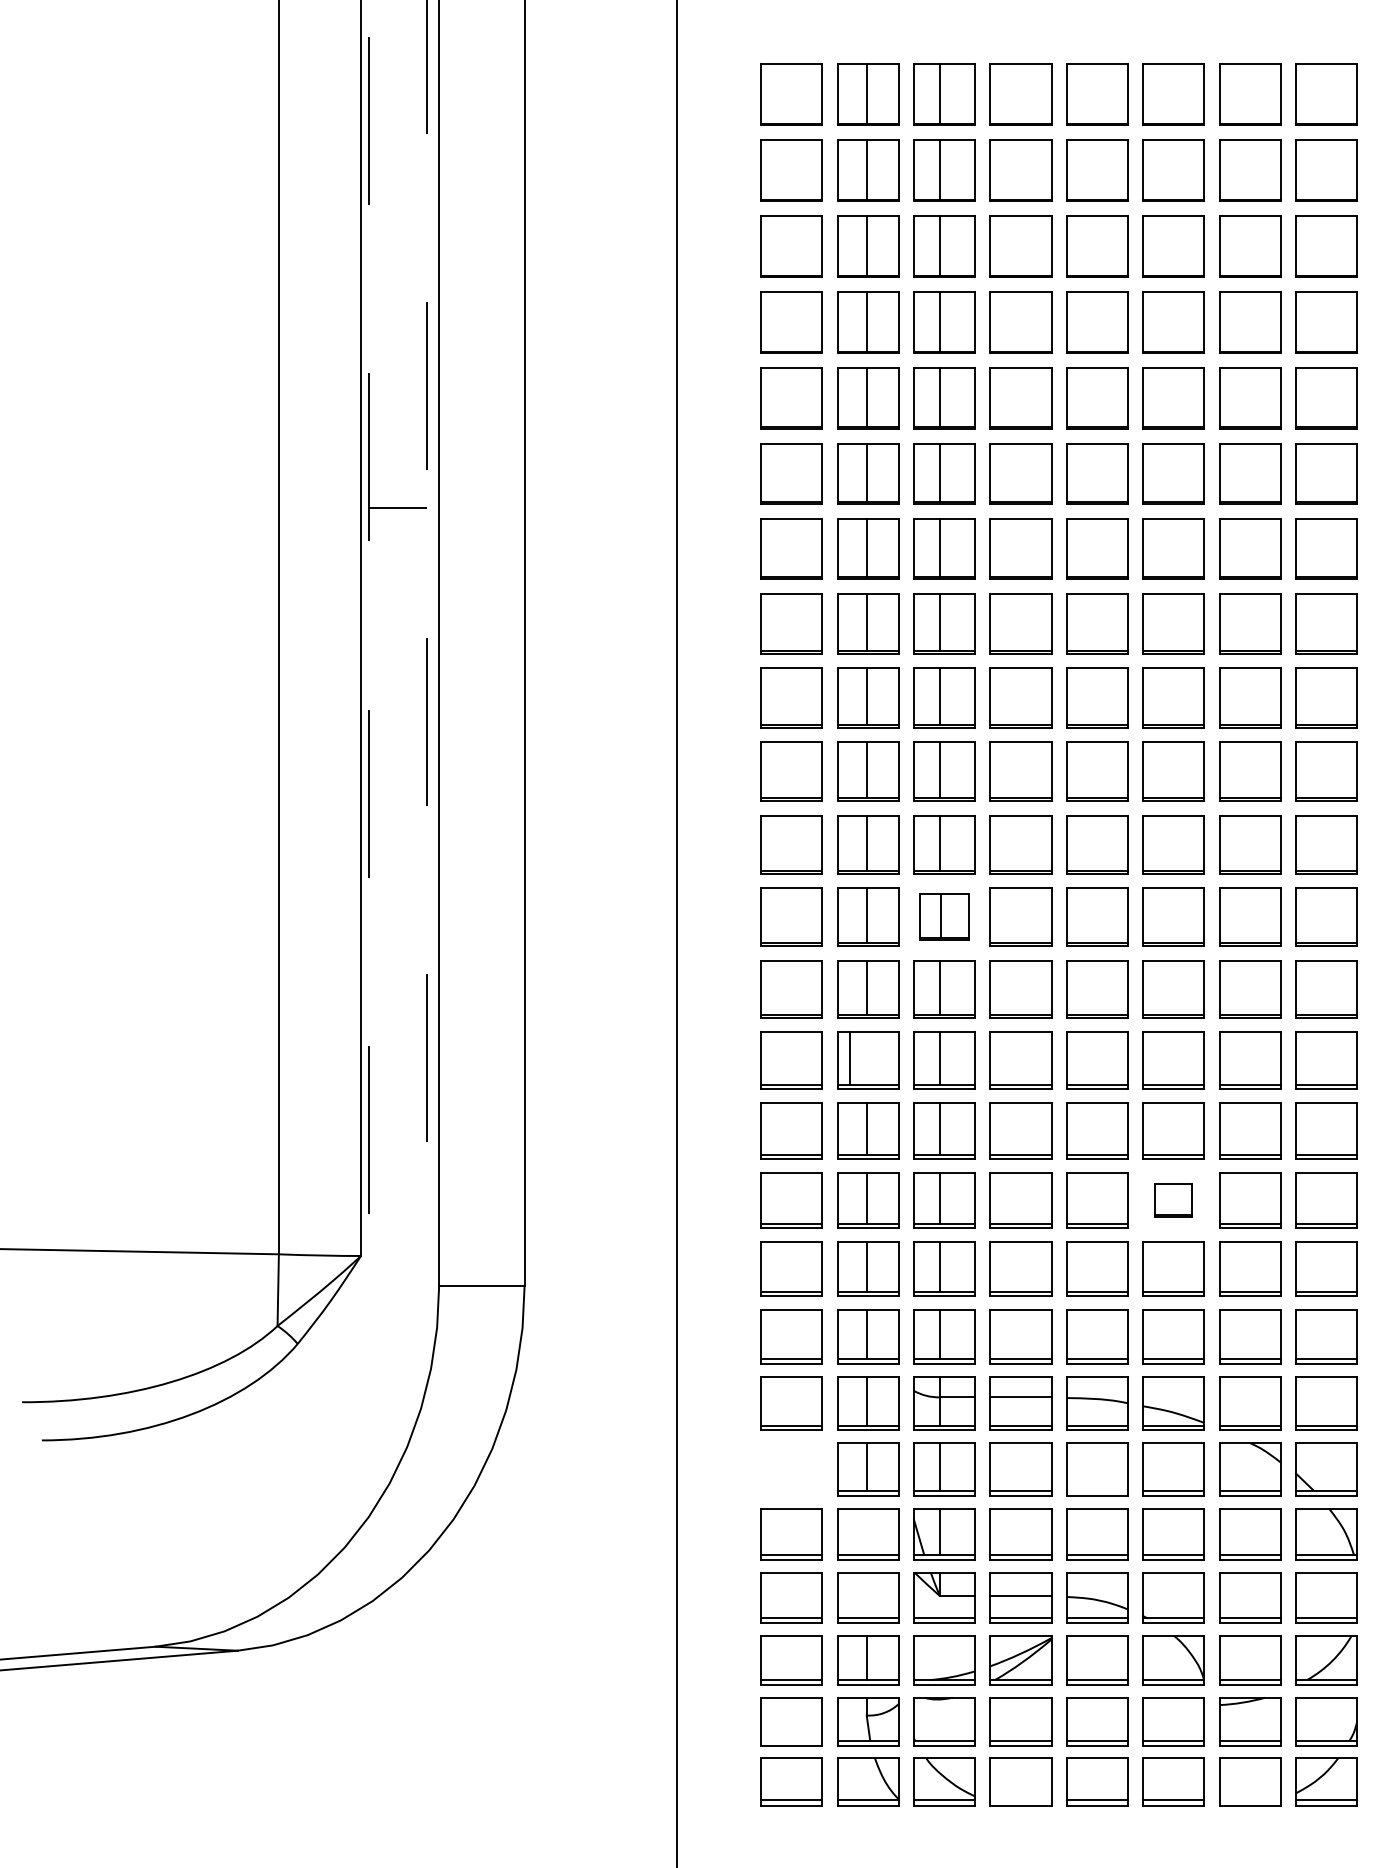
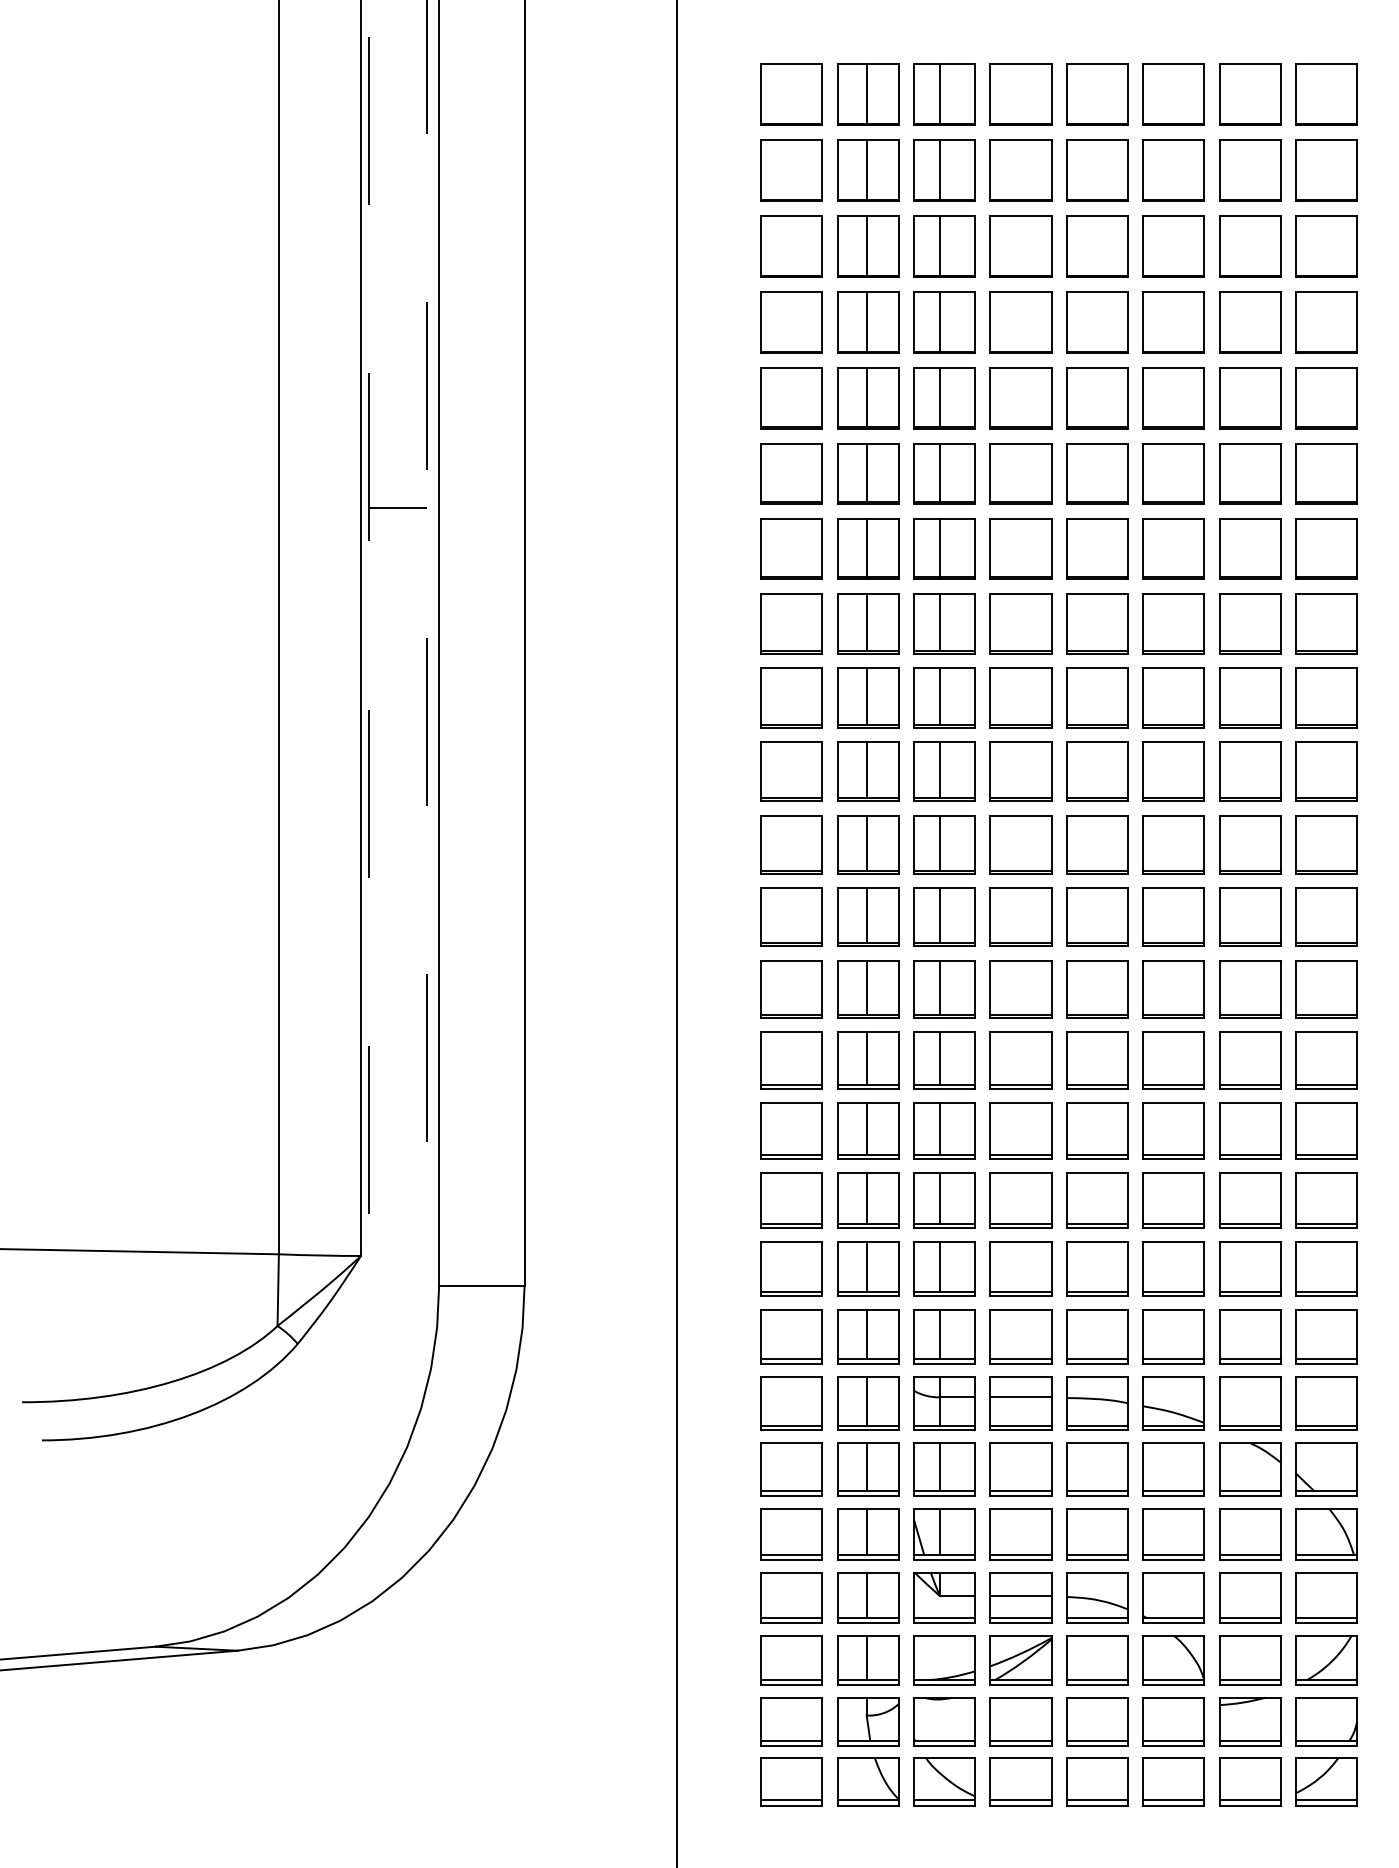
part size: 51x48 px -> 63x60 px (944, 916)
line position: (849, 1058) -> (866, 1058) (866, 1058)
part size: 39x35 px -> 63x57 px (1173, 1200)
part: none -> present (791, 1469)
line: none -> present (1096, 1490)
line: none -> present (866, 1531)
line: none -> present (866, 1595)
line: none -> present (791, 1740)
line: none -> present (1020, 1800)
line: none -> present (1249, 1800)
